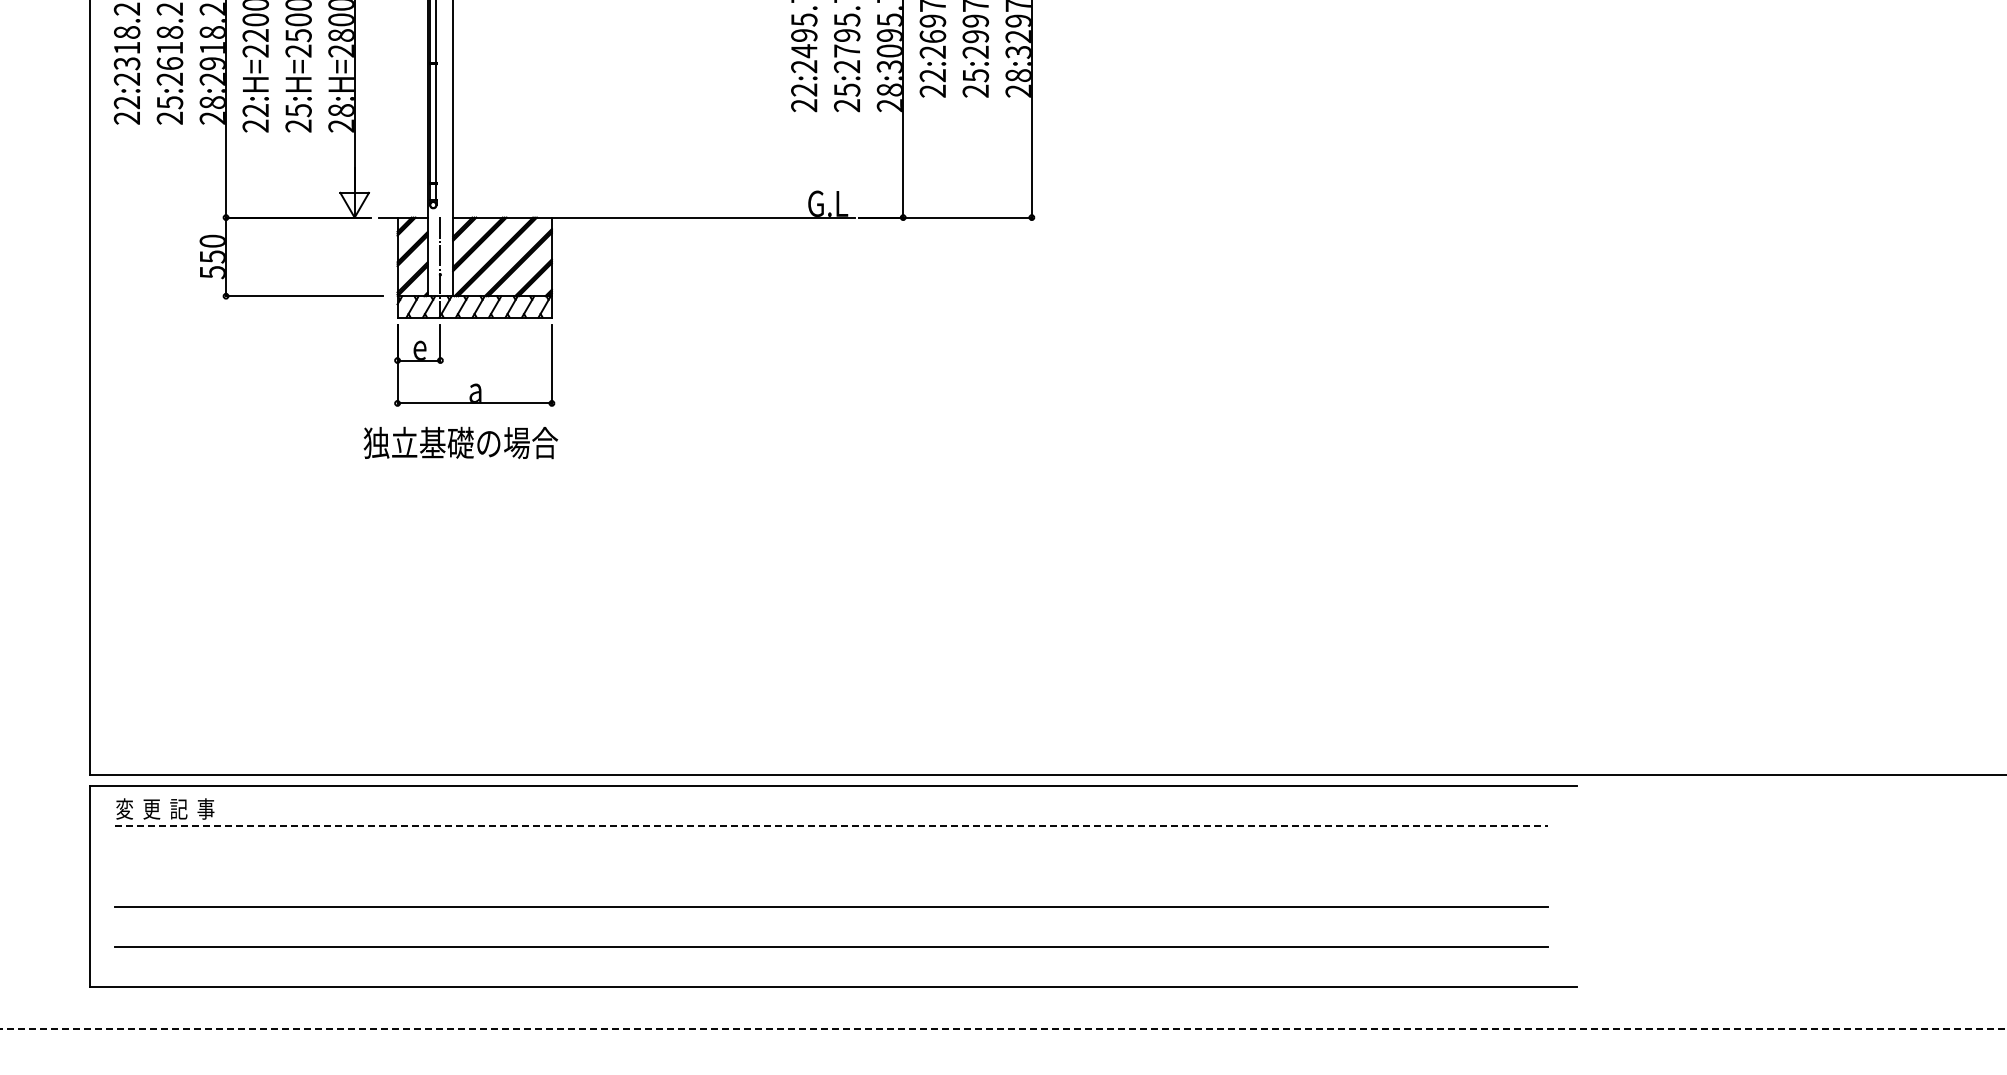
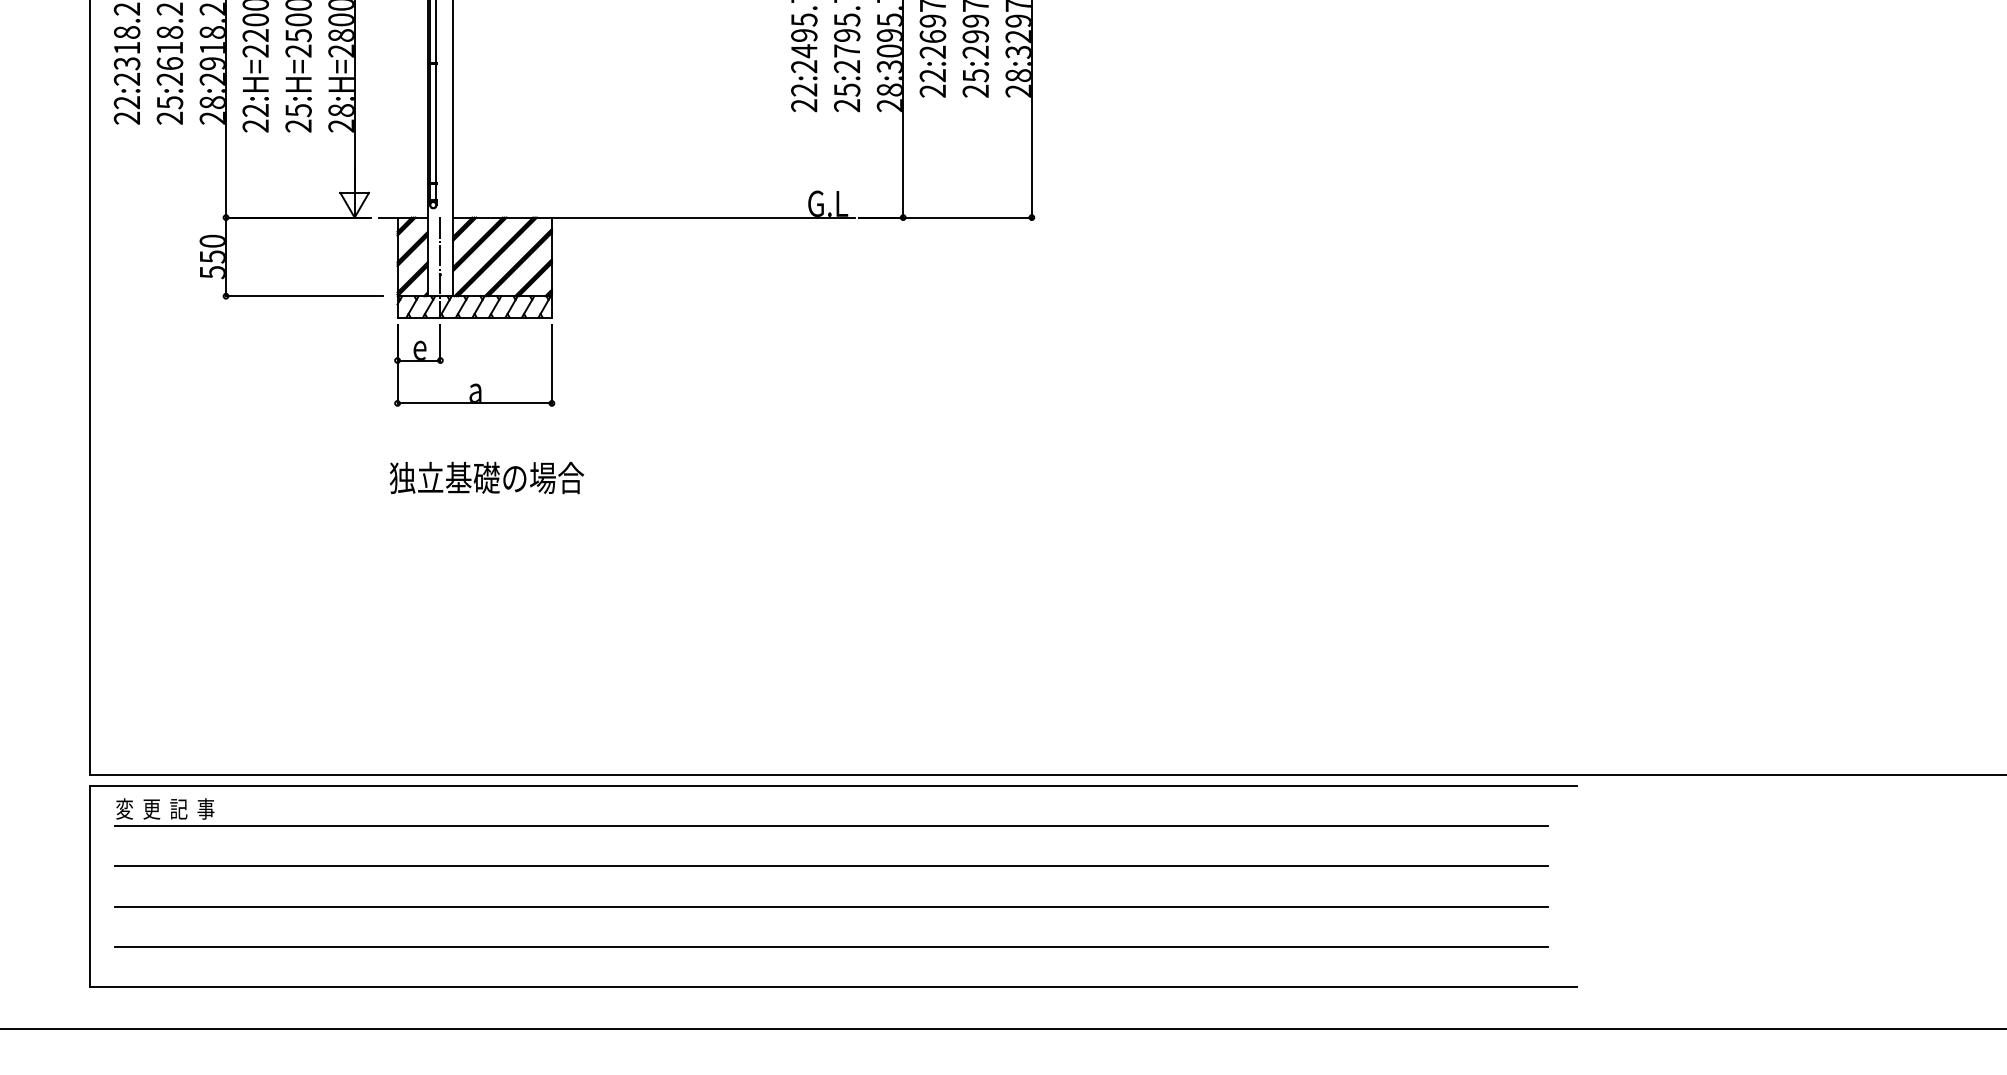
text position: (460, 442) -> (486, 477) (486, 477)
line: dashed -> solid (831, 826)
line: none -> present (831, 866)
line: dashed -> solid (1003, 1029)
